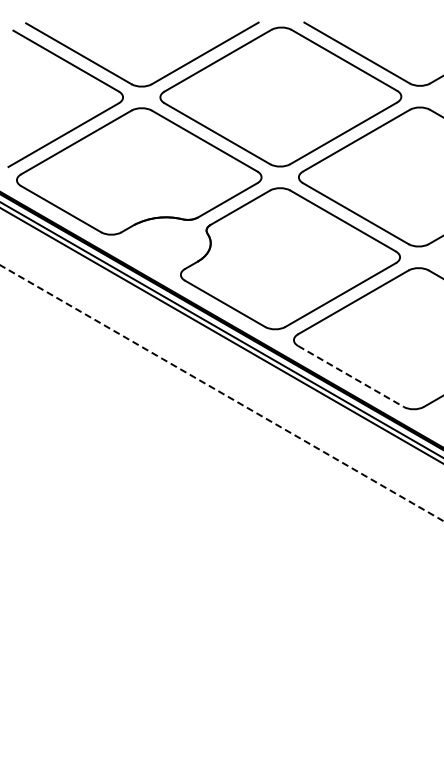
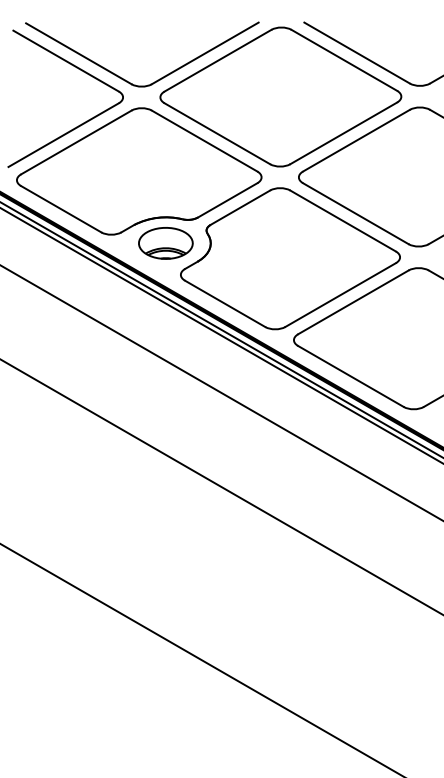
part: none -> present (165, 243)
line: dashed -> solid (350, 376)
line: dashed -> solid (222, 393)
line: none -> present (221, 486)
line: none -> present (201, 659)
